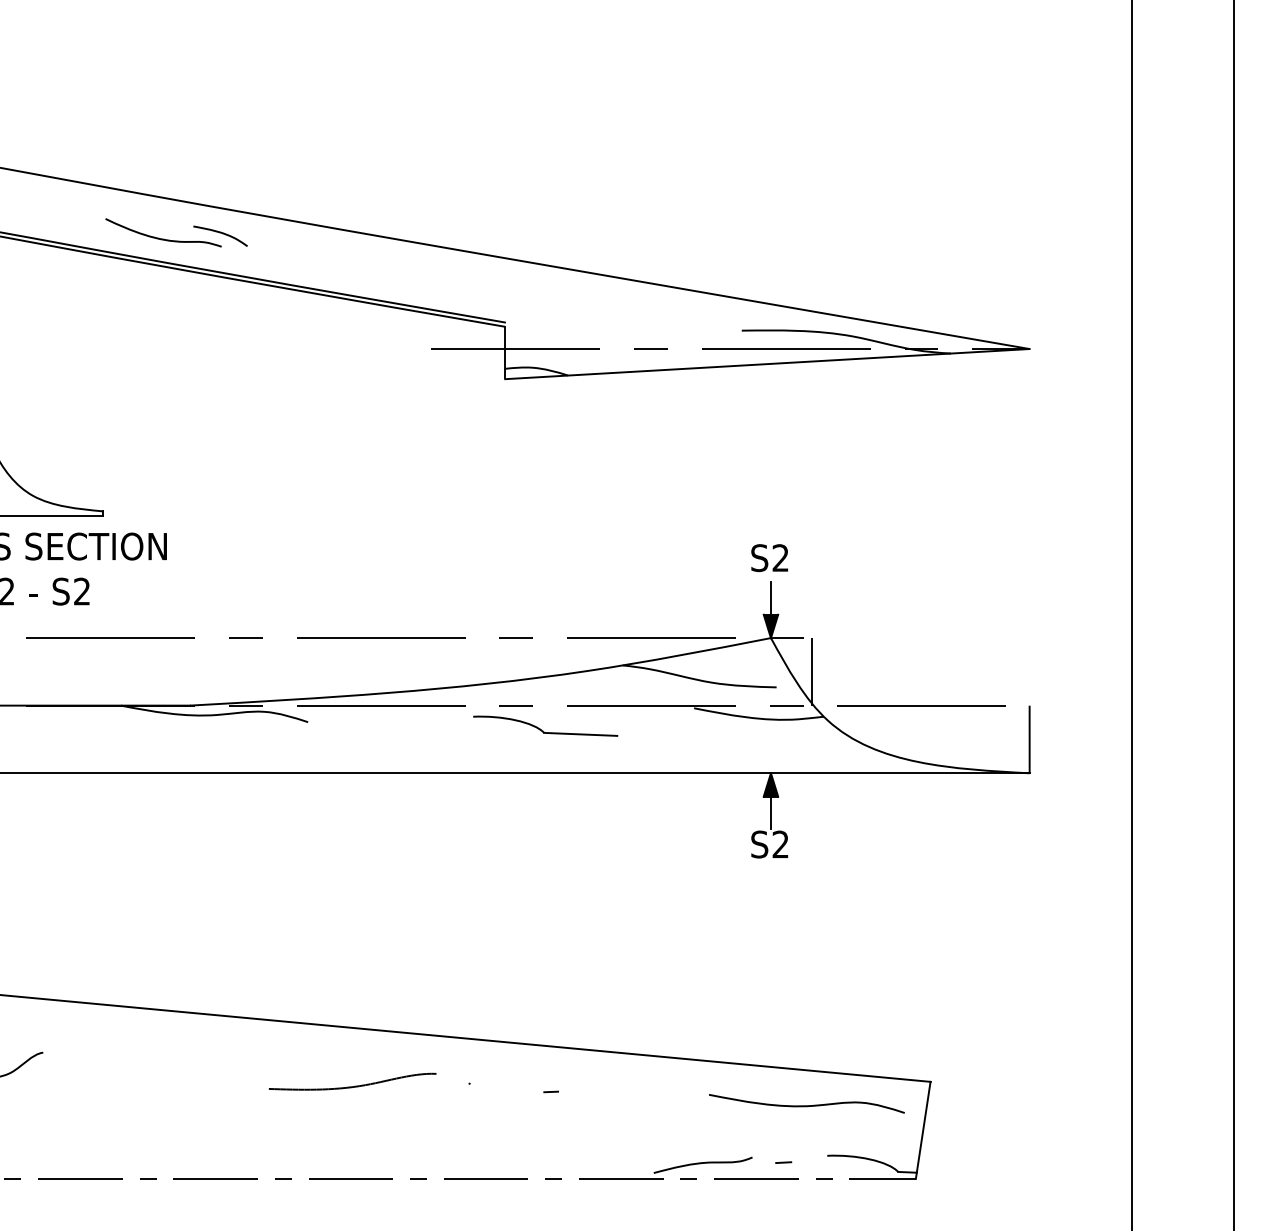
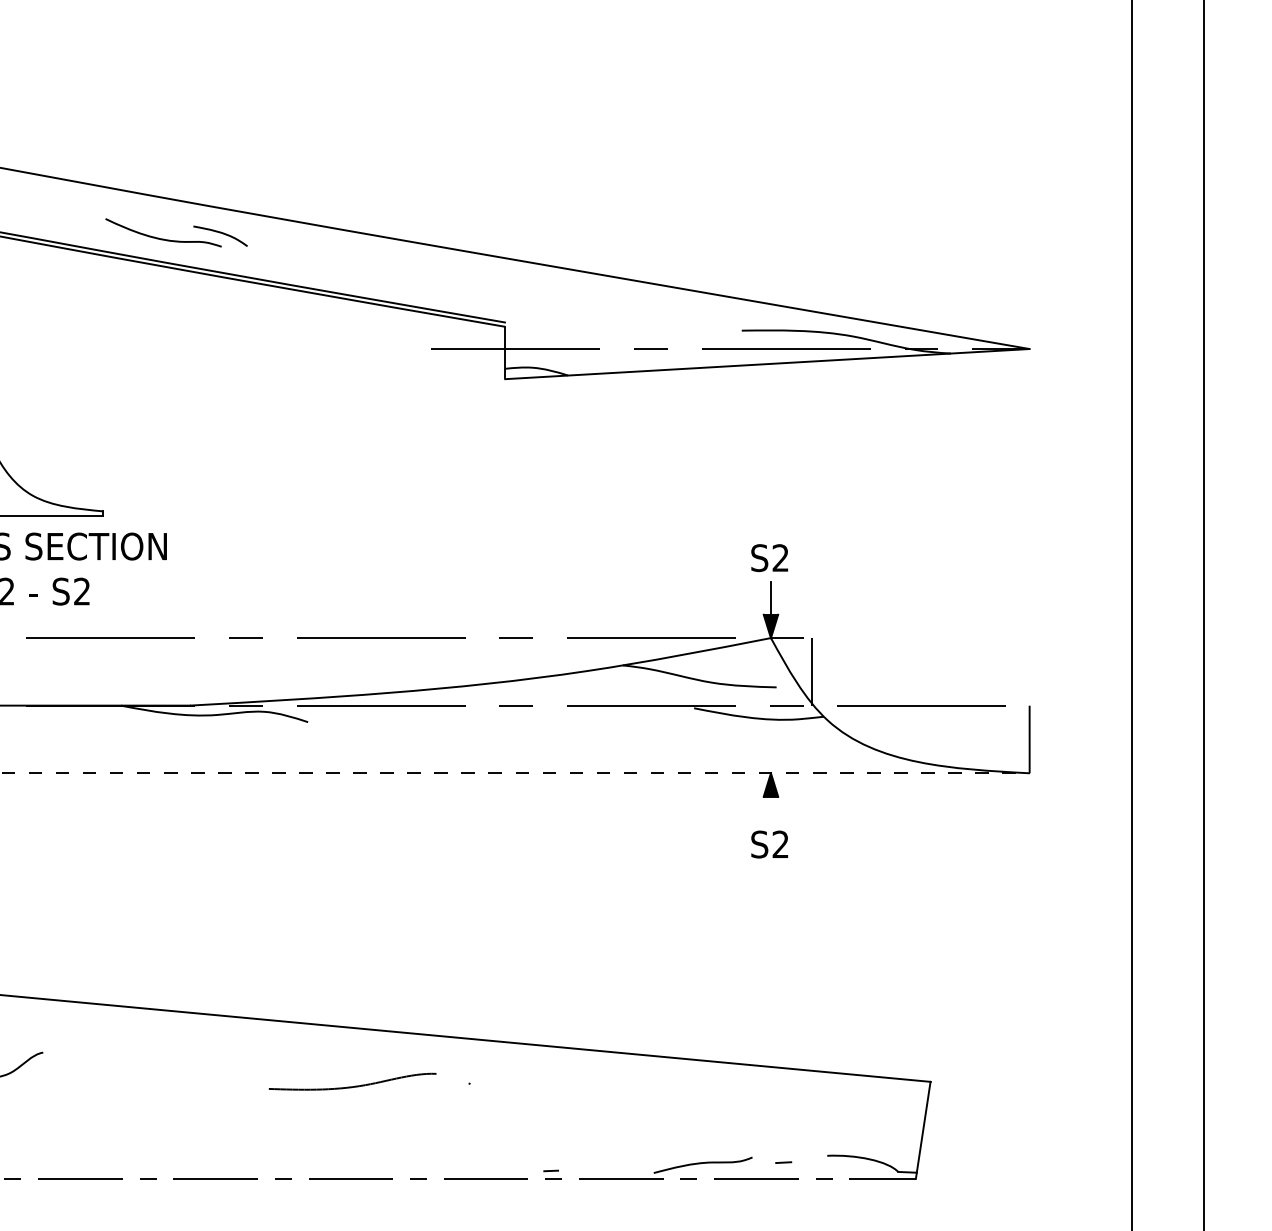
line position: (1233, 614) -> (1203, 614) (1203, 614)
part: present -> none (545, 725)
line: solid -> dashed (515, 773)
line: present -> none (770, 812)
line position: (550, 1091) -> (550, 1170) (550, 1170)
curve: present -> none (806, 1105)
